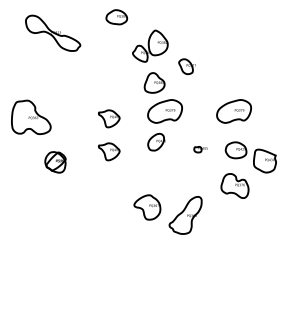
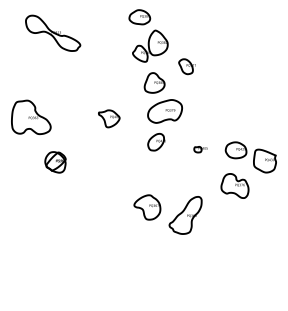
part position: (116, 17) -> (139, 17) (139, 17)
part: present -> none (233, 111)
part: present -> none (109, 151)
